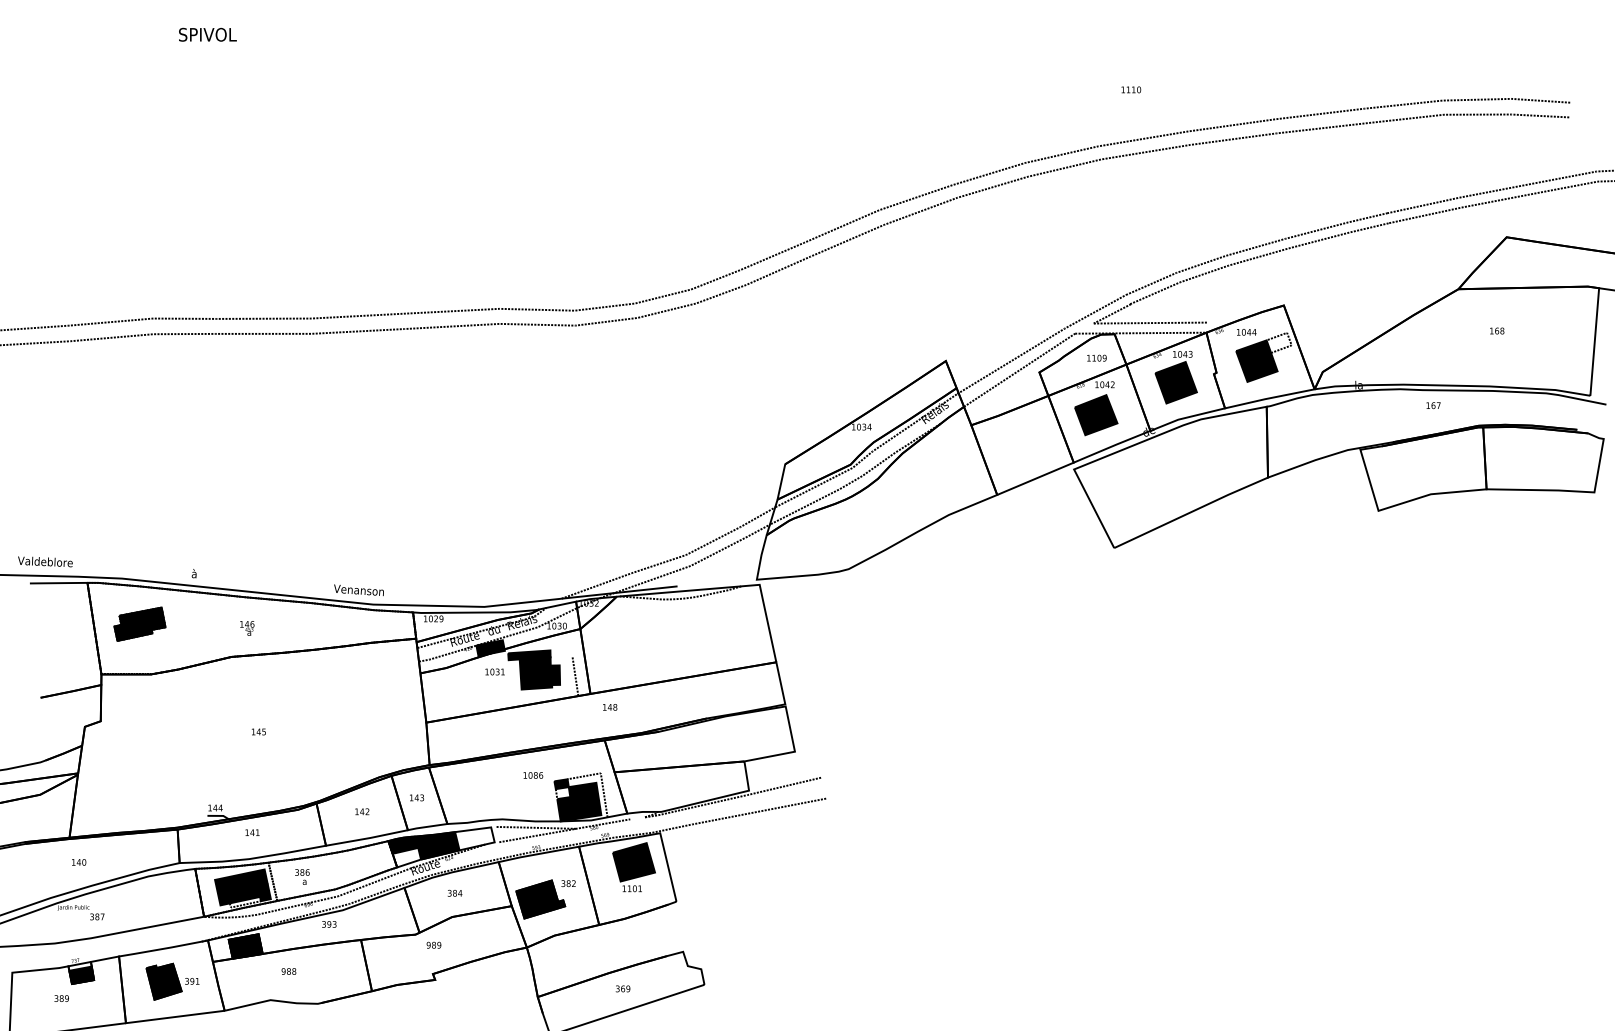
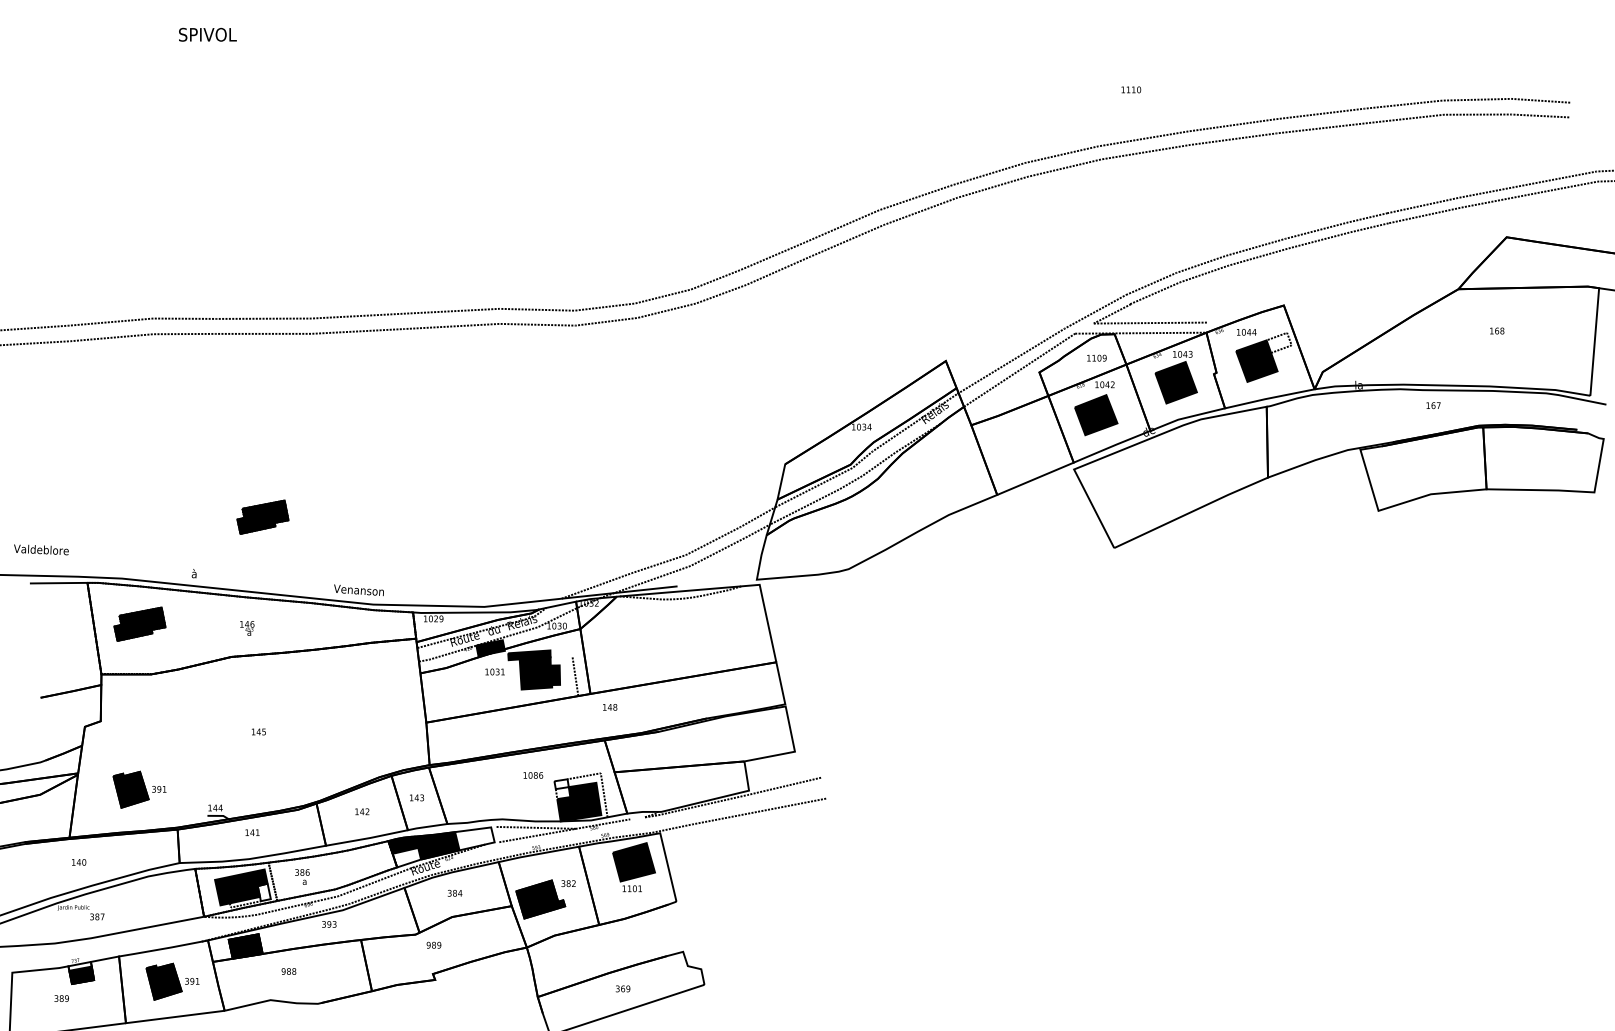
part: none -> present (262, 516)
text position: (45, 561) -> (41, 549) (41, 549)
fill: present -> none (561, 784)
part: none -> present (139, 789)
fill: present -> none (263, 892)
